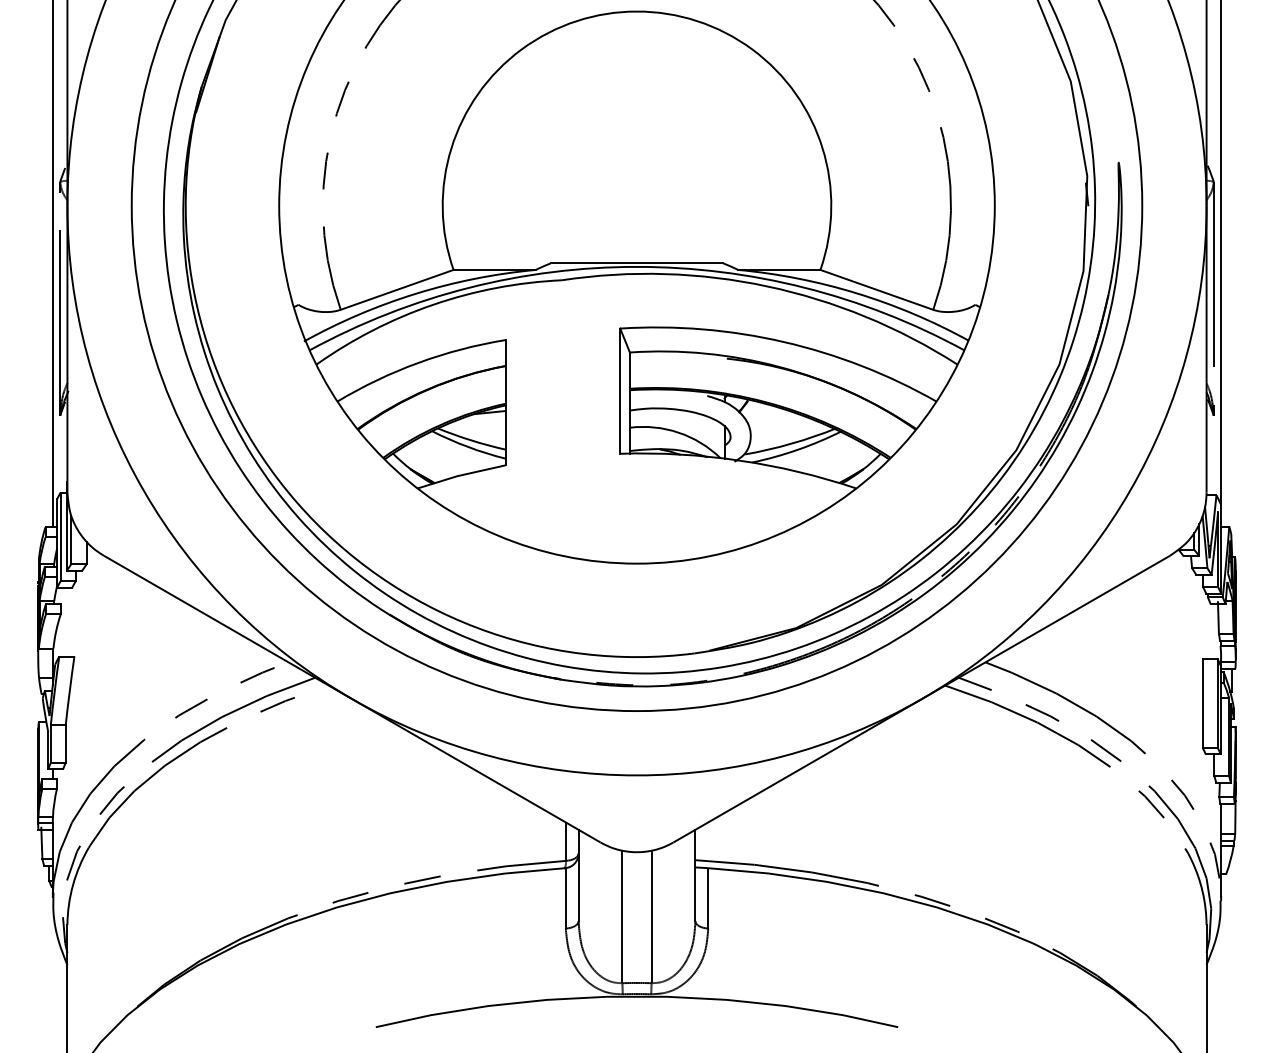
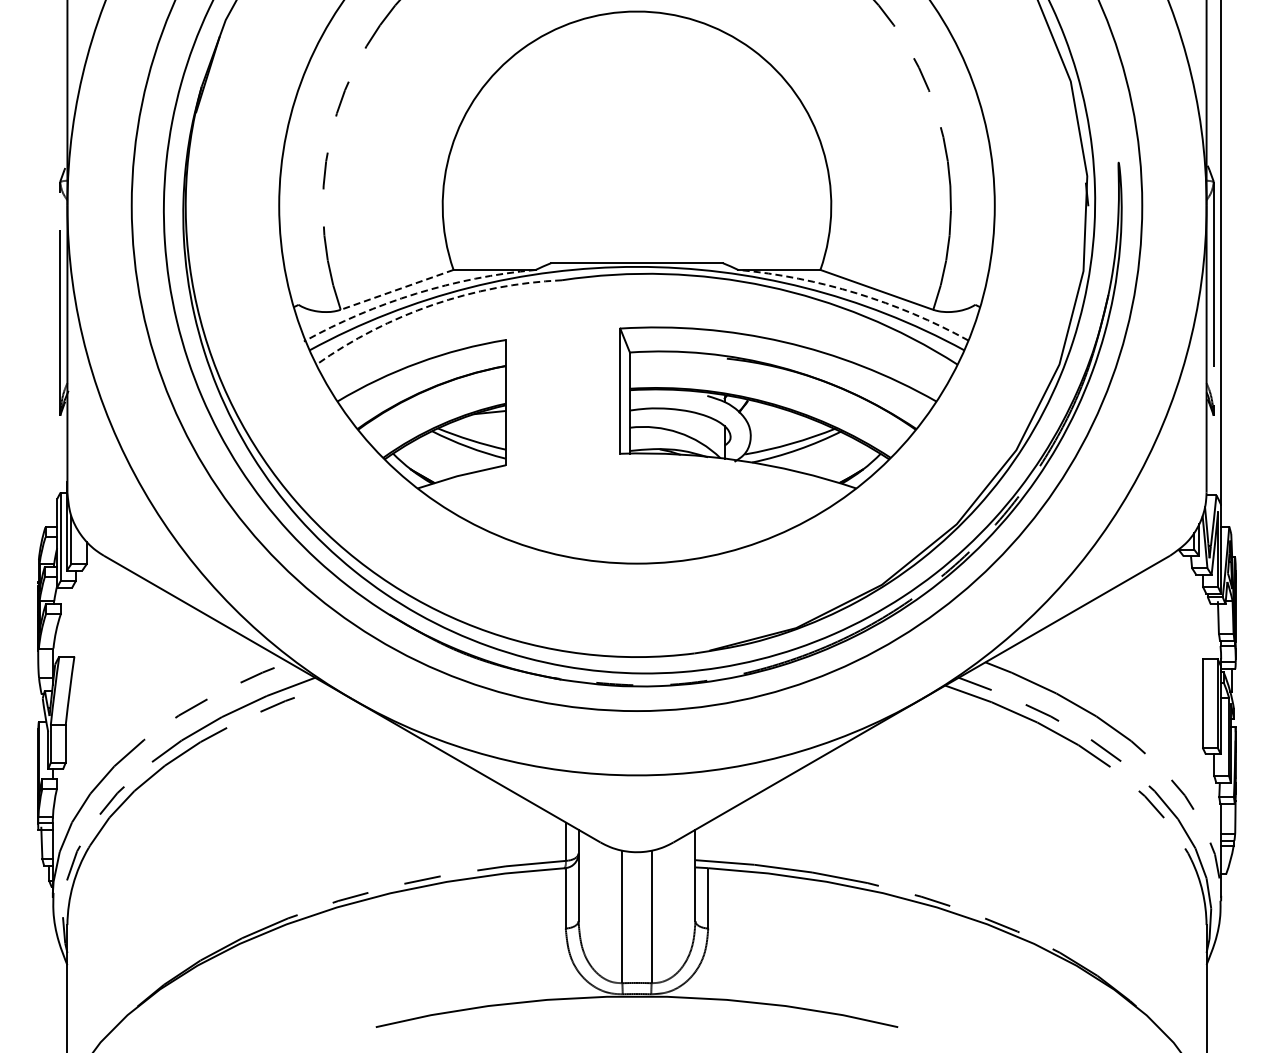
line: present -> none (52, 264)
line: solid -> dashed (397, 289)
arc: solid -> dashed (416, 293)
arc: solid -> dashed (856, 293)
arc: solid -> dashed (433, 304)
